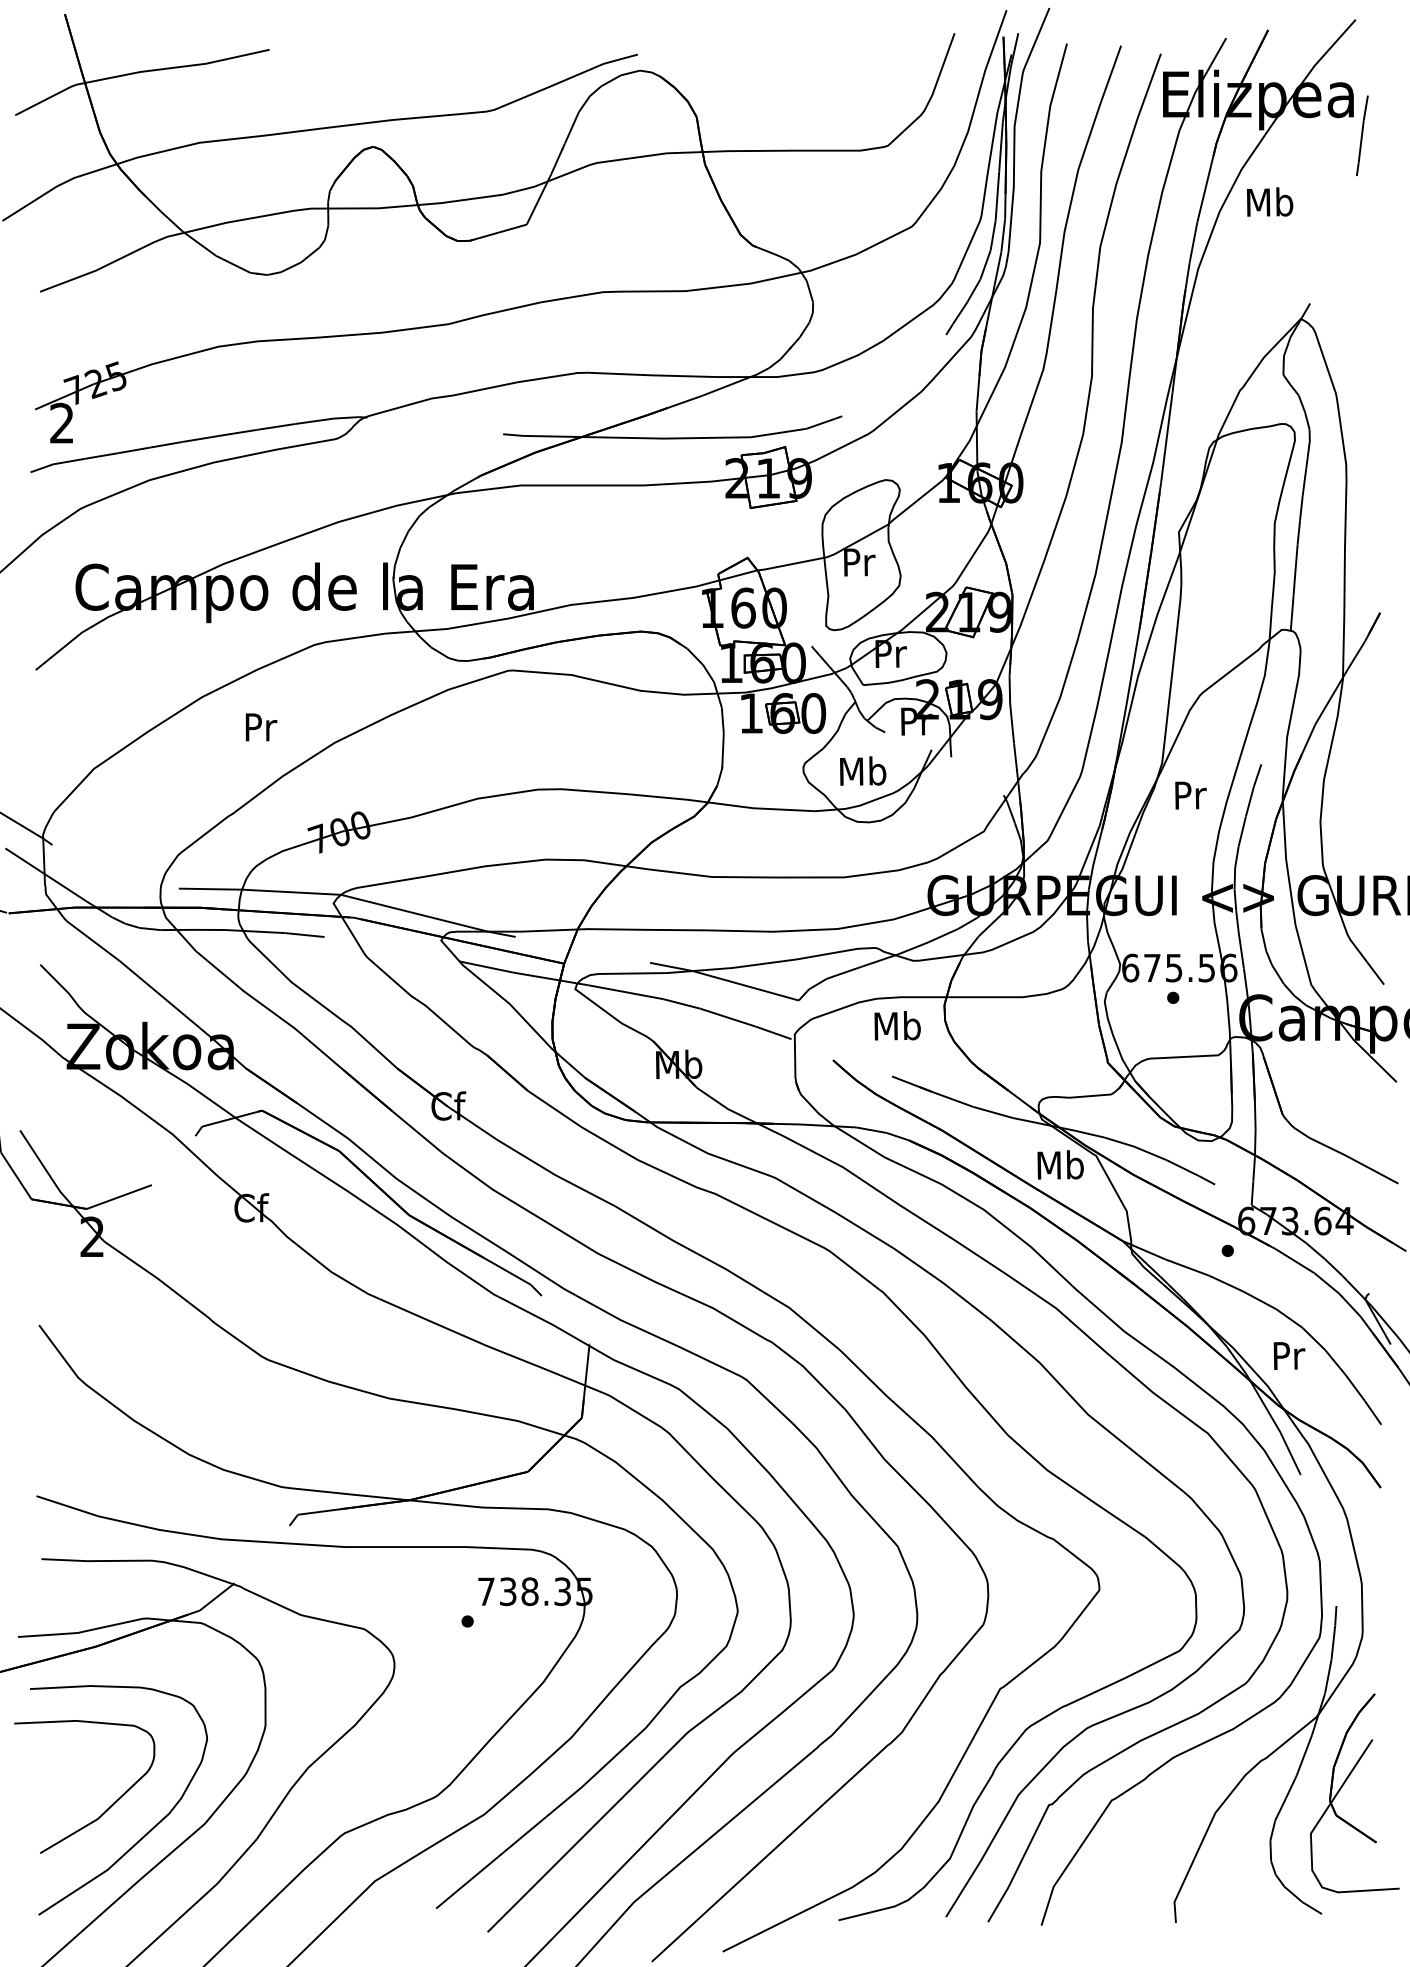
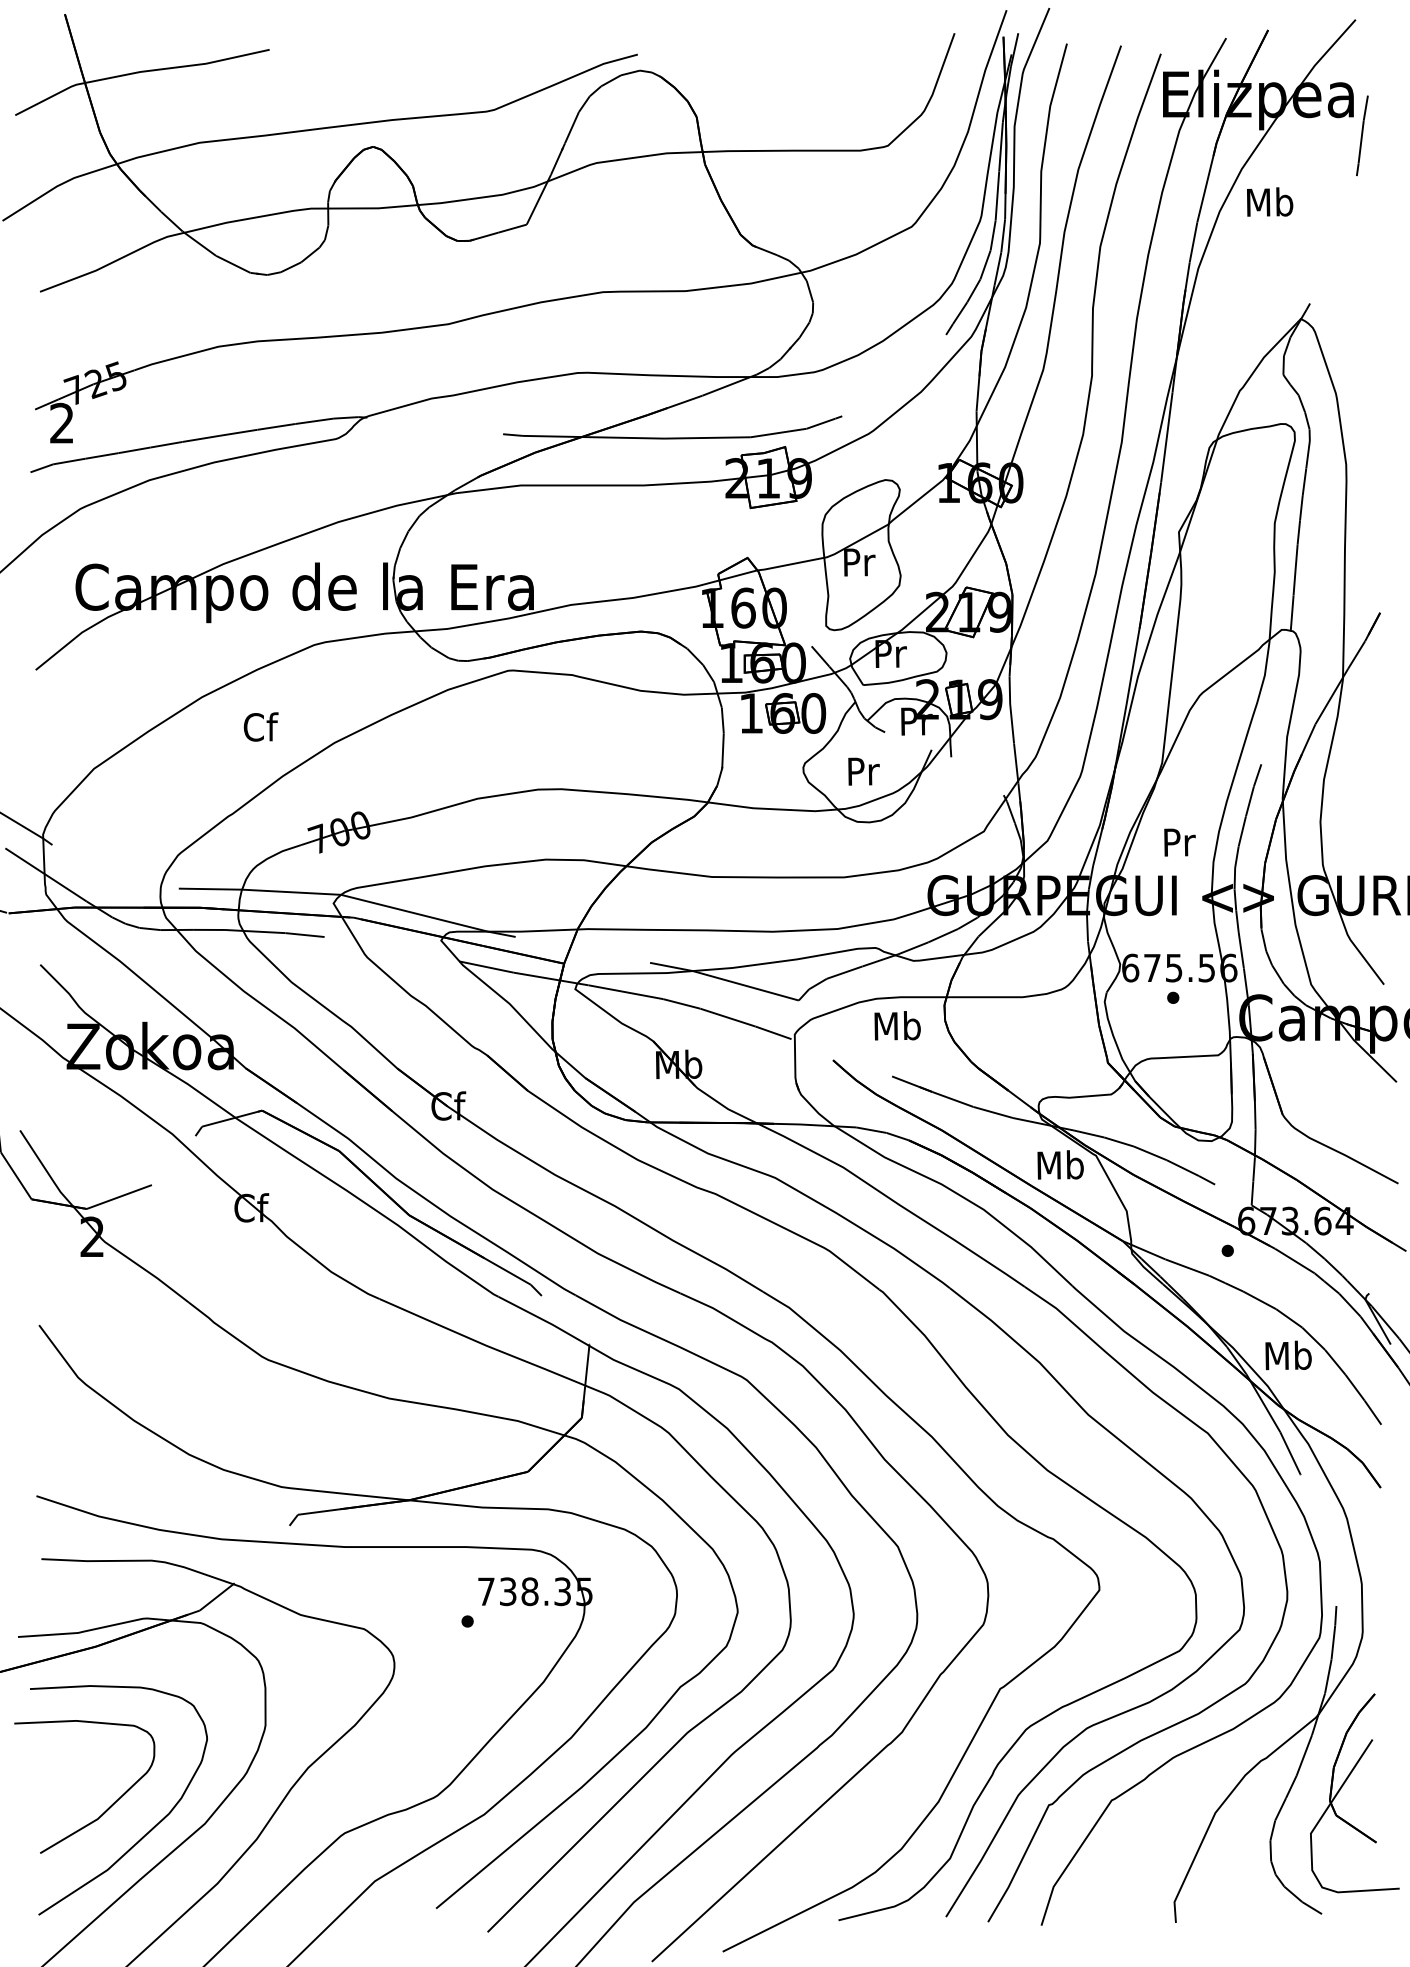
text: Pr -> Cf (260, 726)
text: Mb -> Pr (863, 770)
text position: (1190, 795) -> (1179, 842) (1179, 842)
text: Pr -> Mb (1288, 1355)
